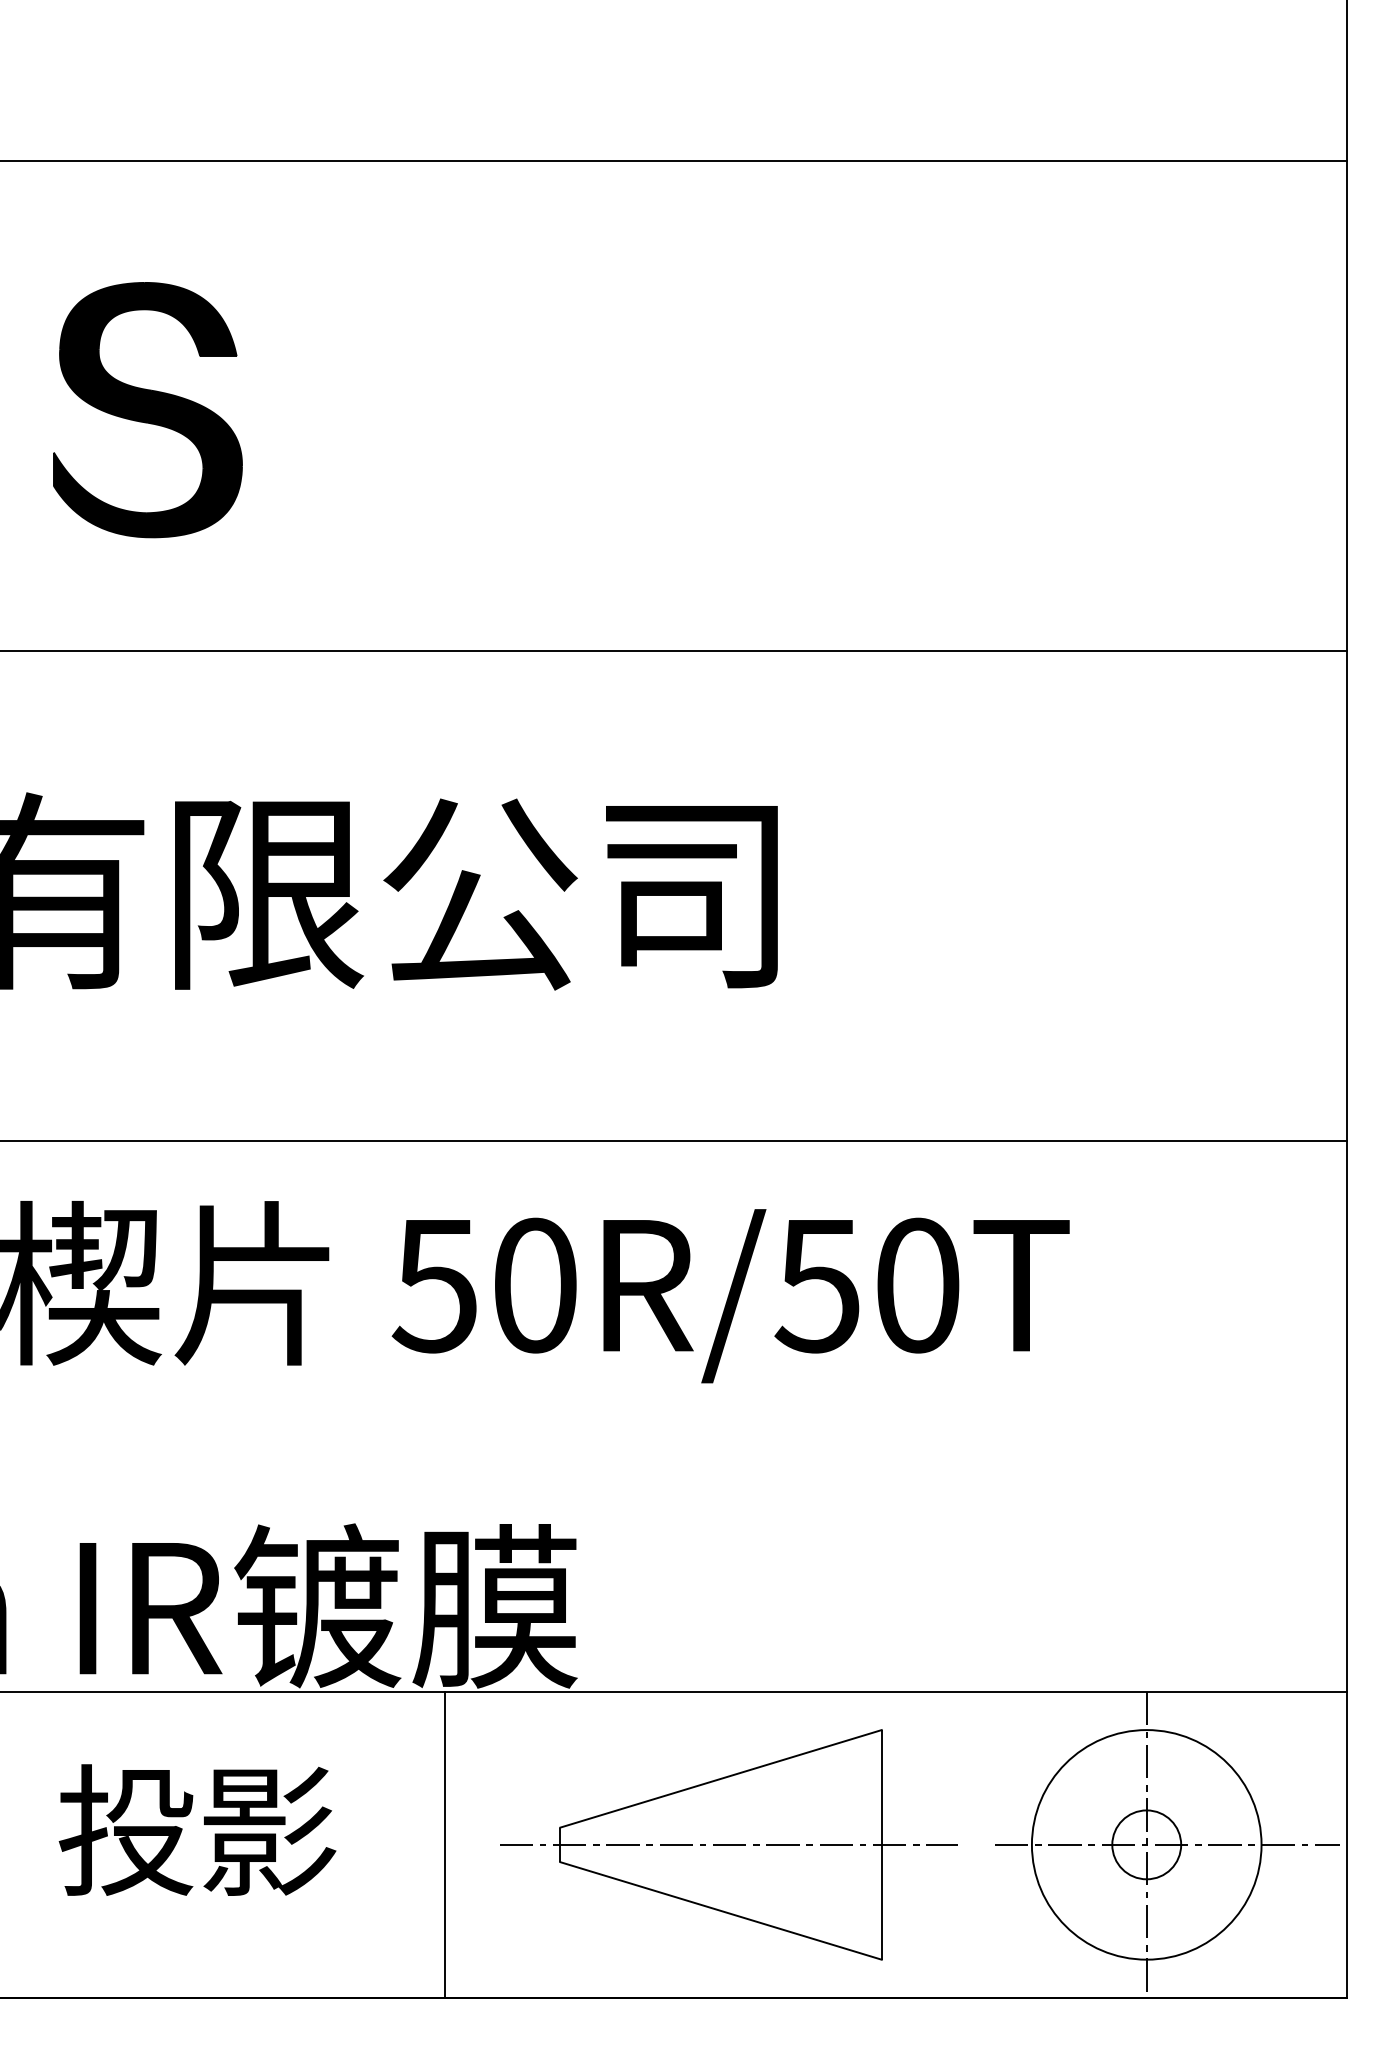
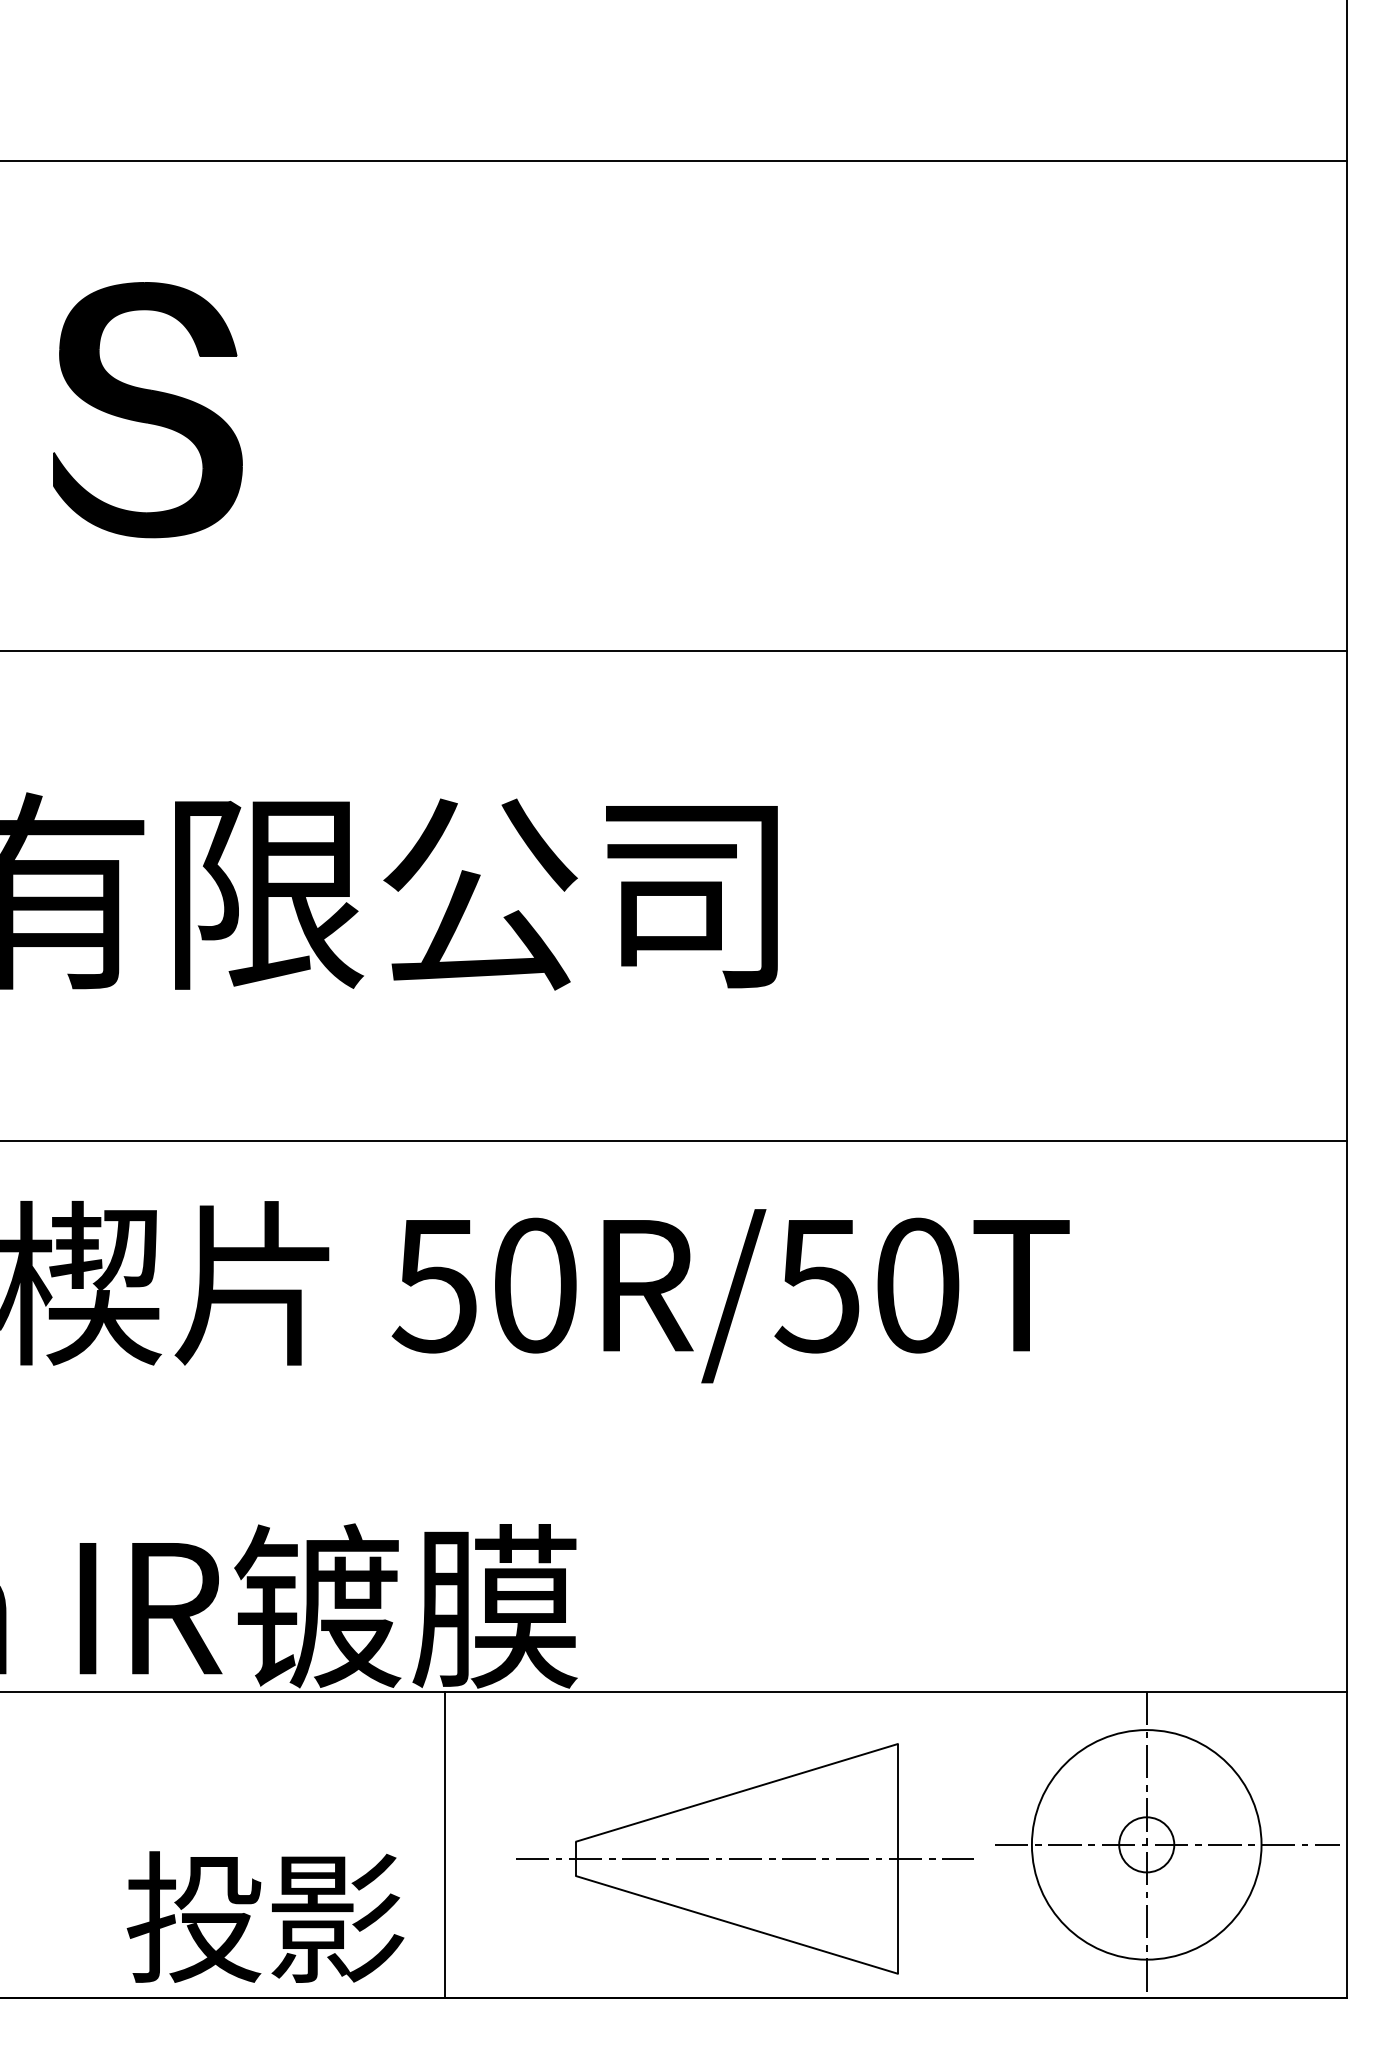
text position: (197, 1829) -> (265, 1916) (265, 1916)
part position: (728, 1844) -> (744, 1858) (744, 1858)
circle diameter: 69 px -> 55 px (1146, 1844)
